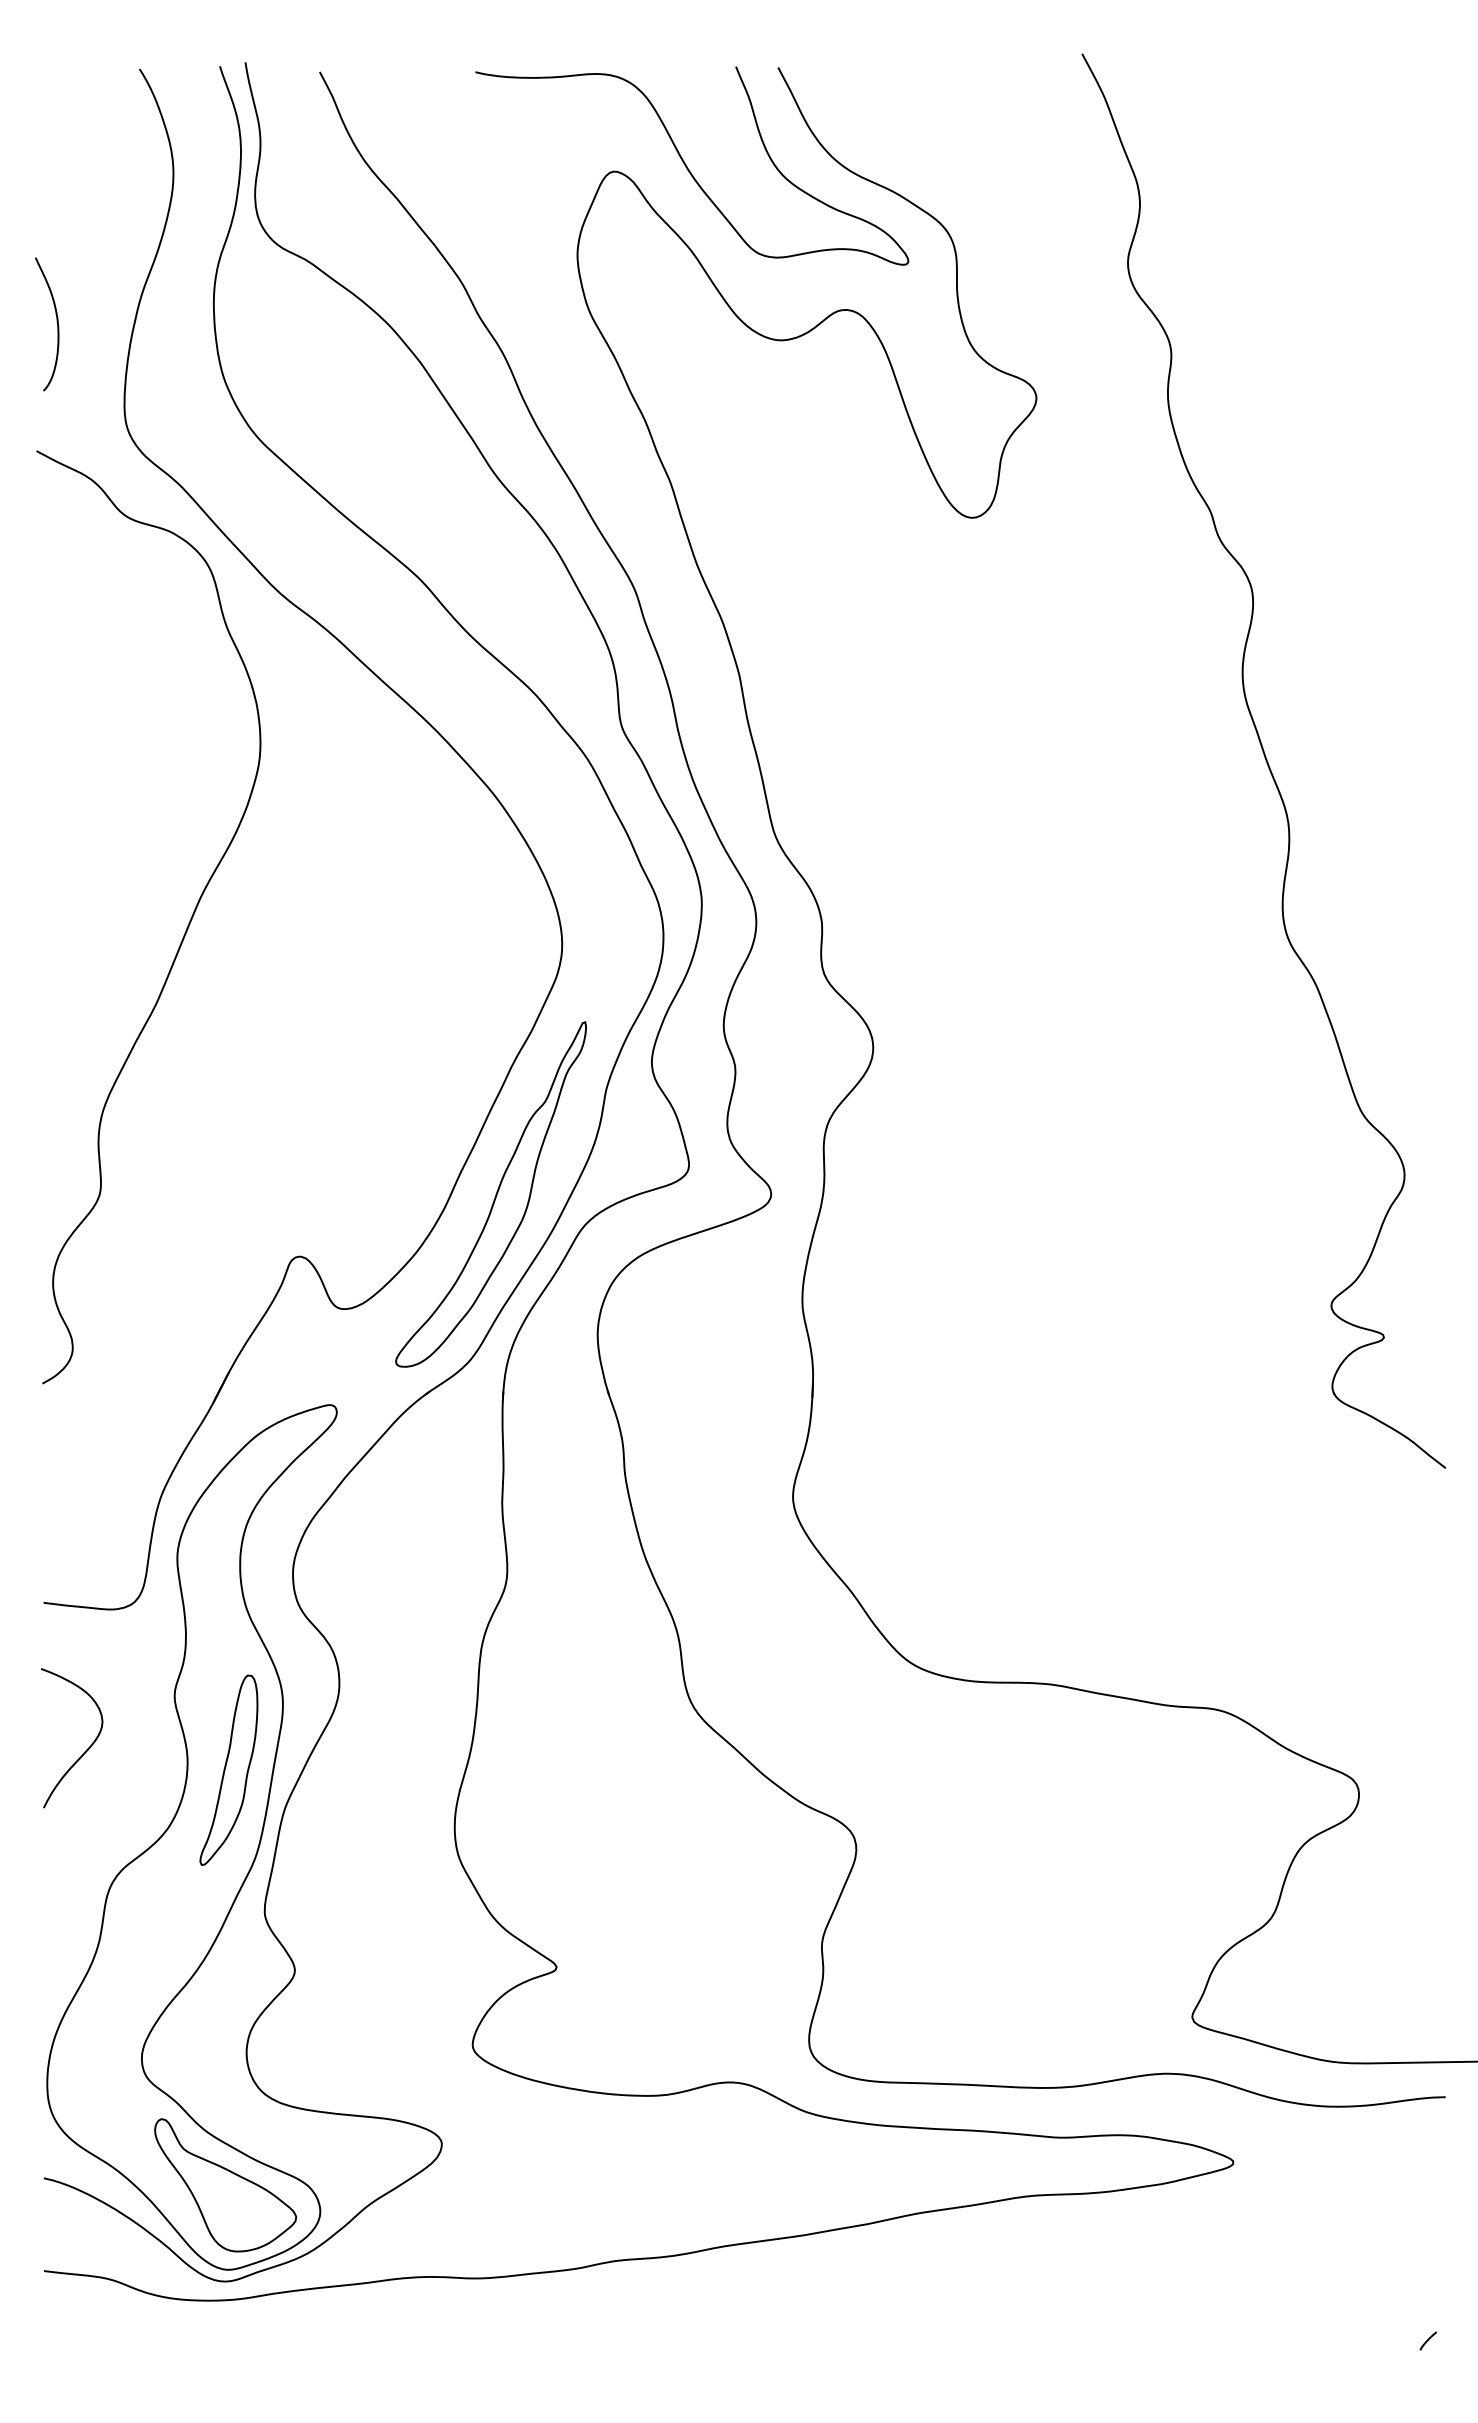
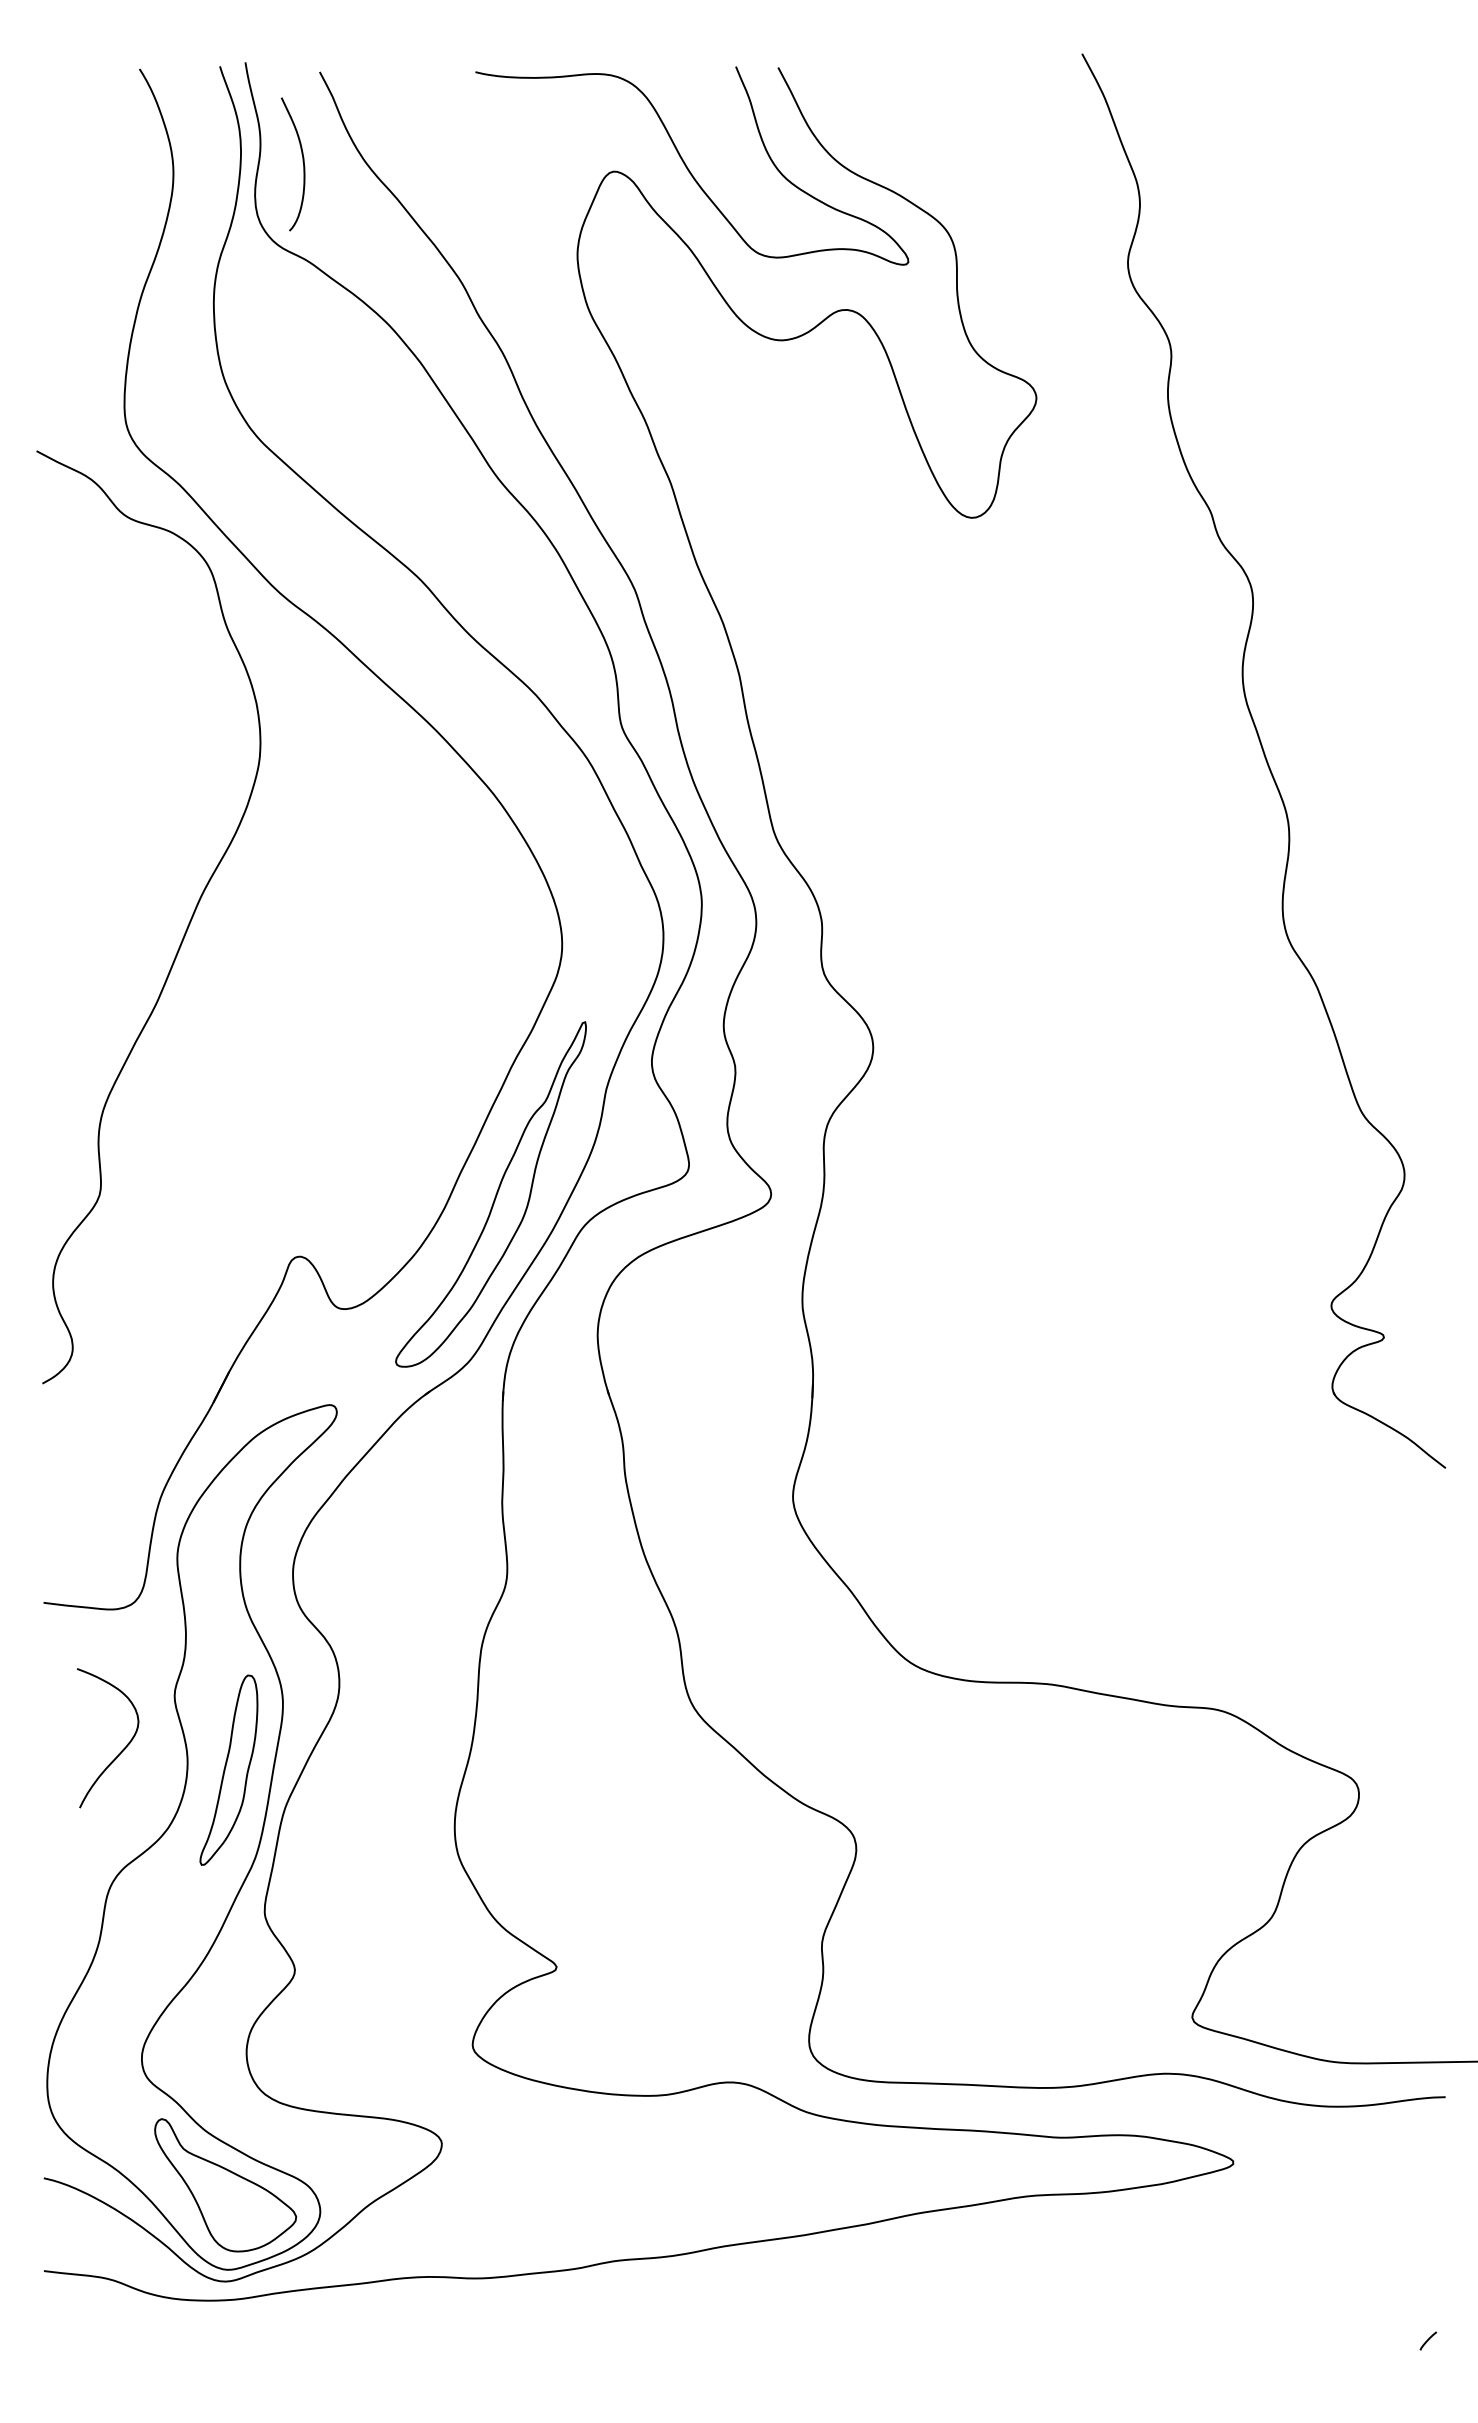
curve position: (56, 322) -> (302, 162) (302, 162)
curve position: (85, 1750) -> (121, 1750) (121, 1750)
